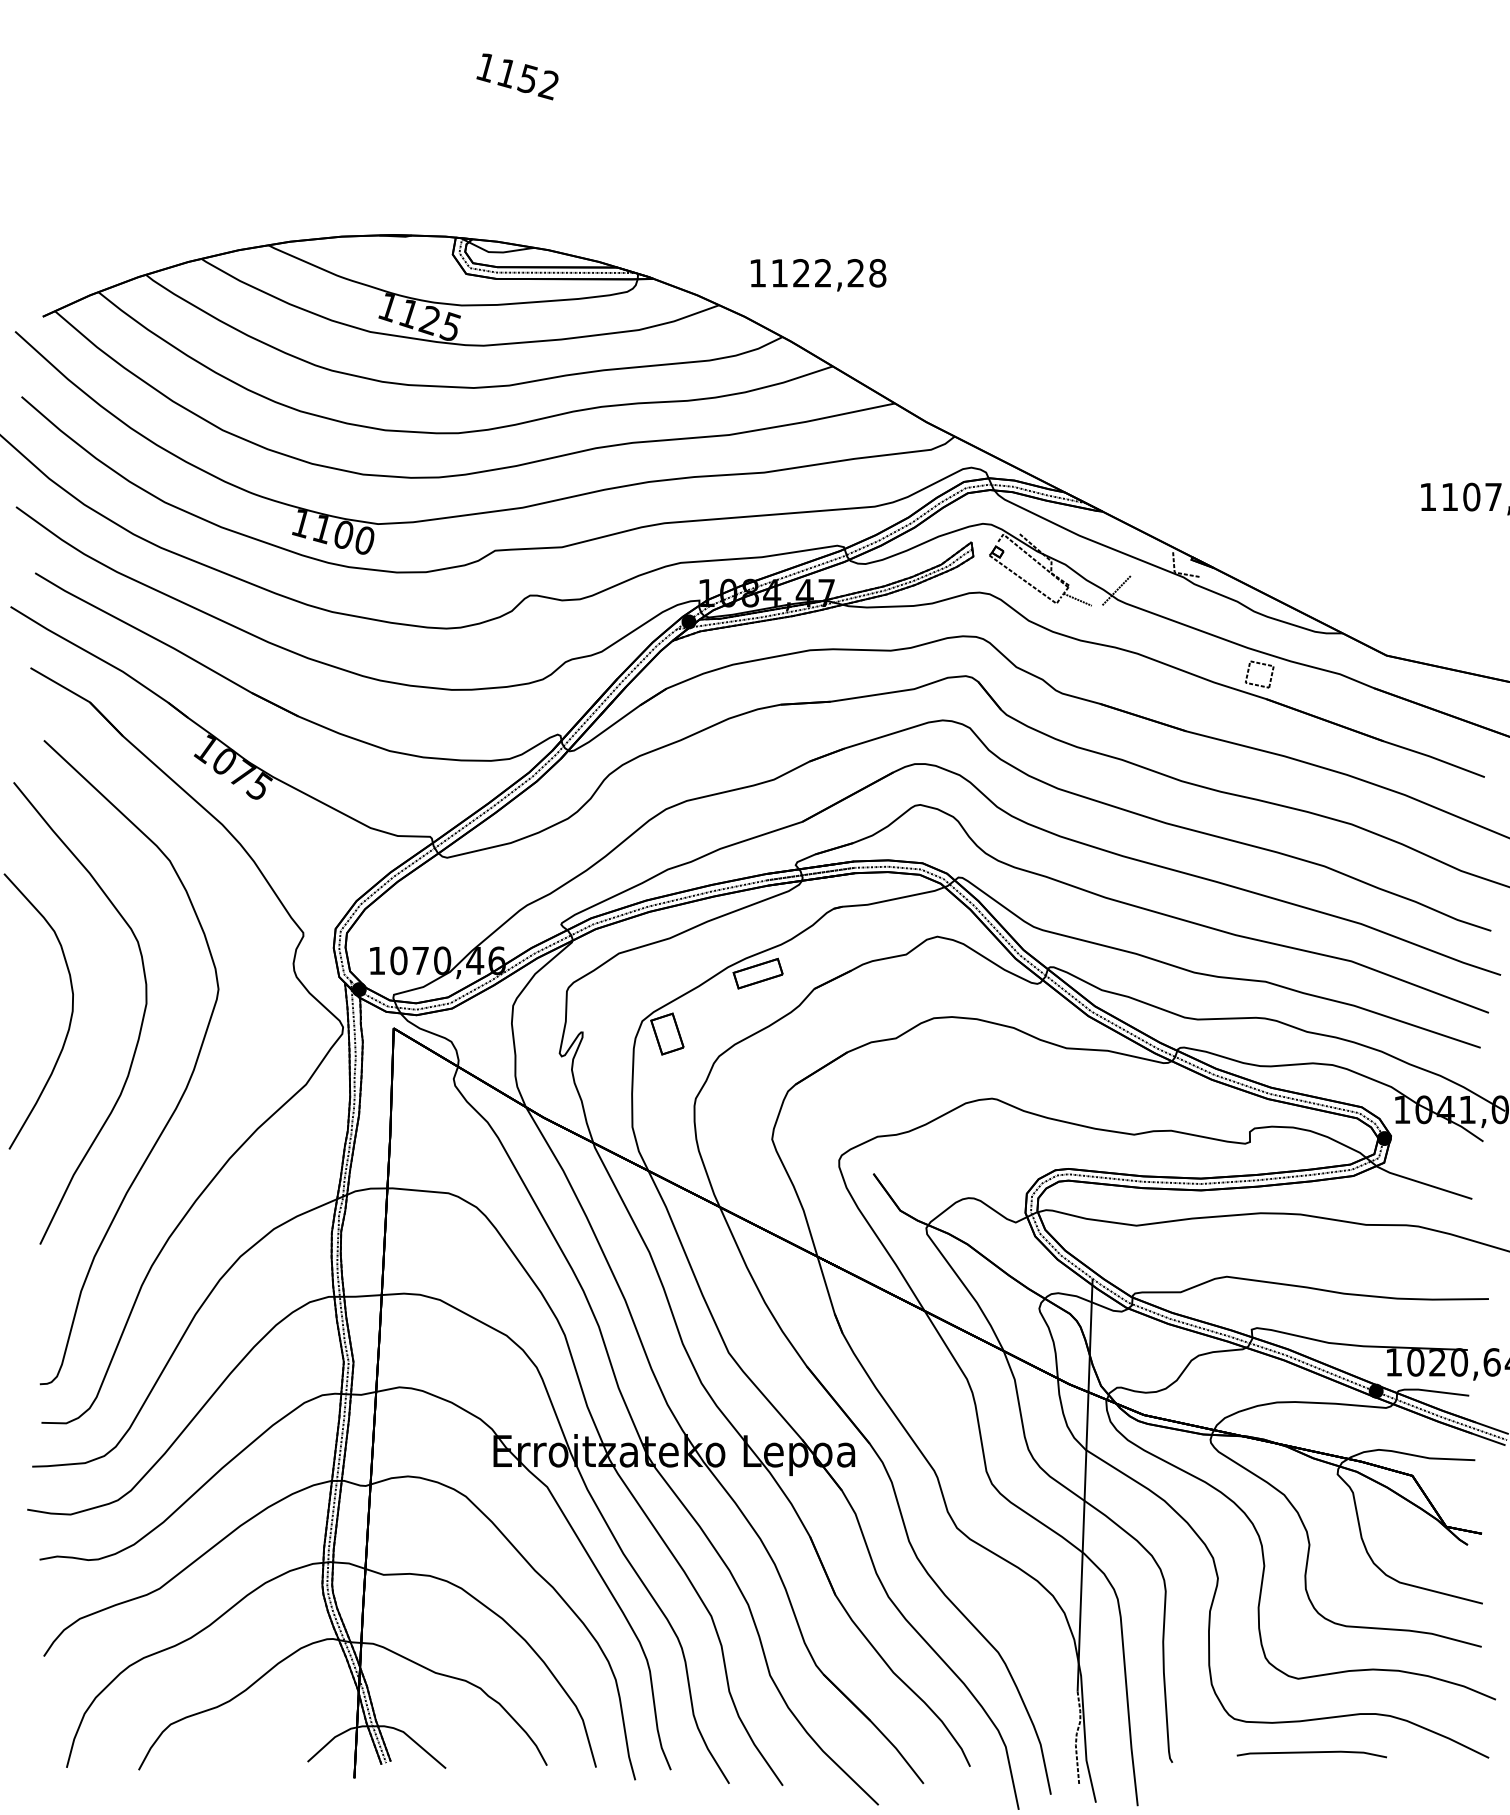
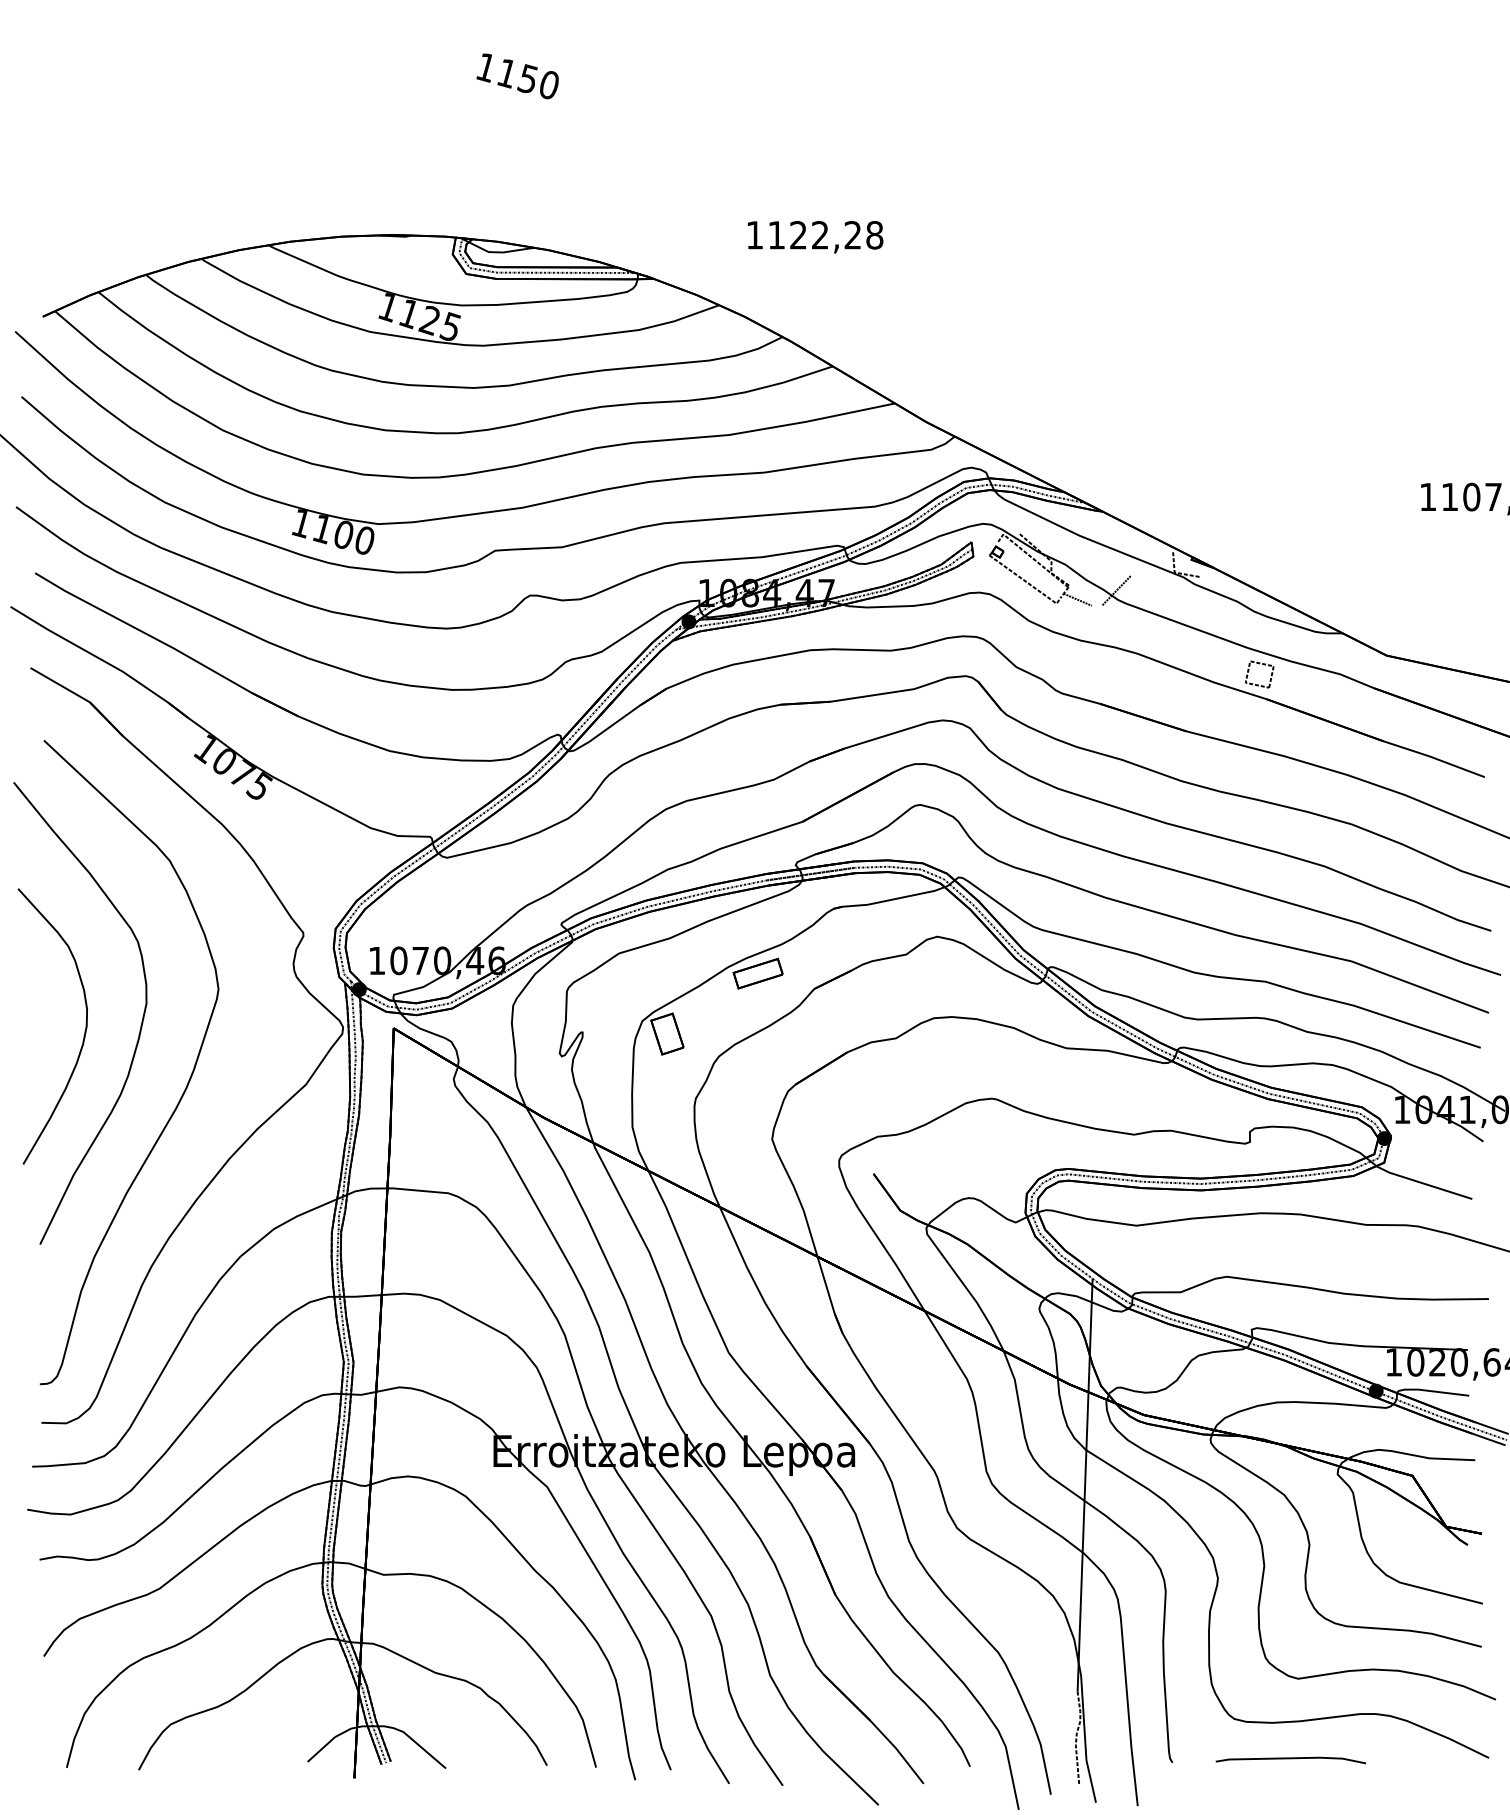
text: 1152 -> 1150 (547, 85)
text position: (818, 275) -> (815, 237) (815, 237)
curve position: (70, 1016) -> (84, 1031) (84, 1031)
line position: (1311, 1753) -> (1290, 1759) (1290, 1759)
